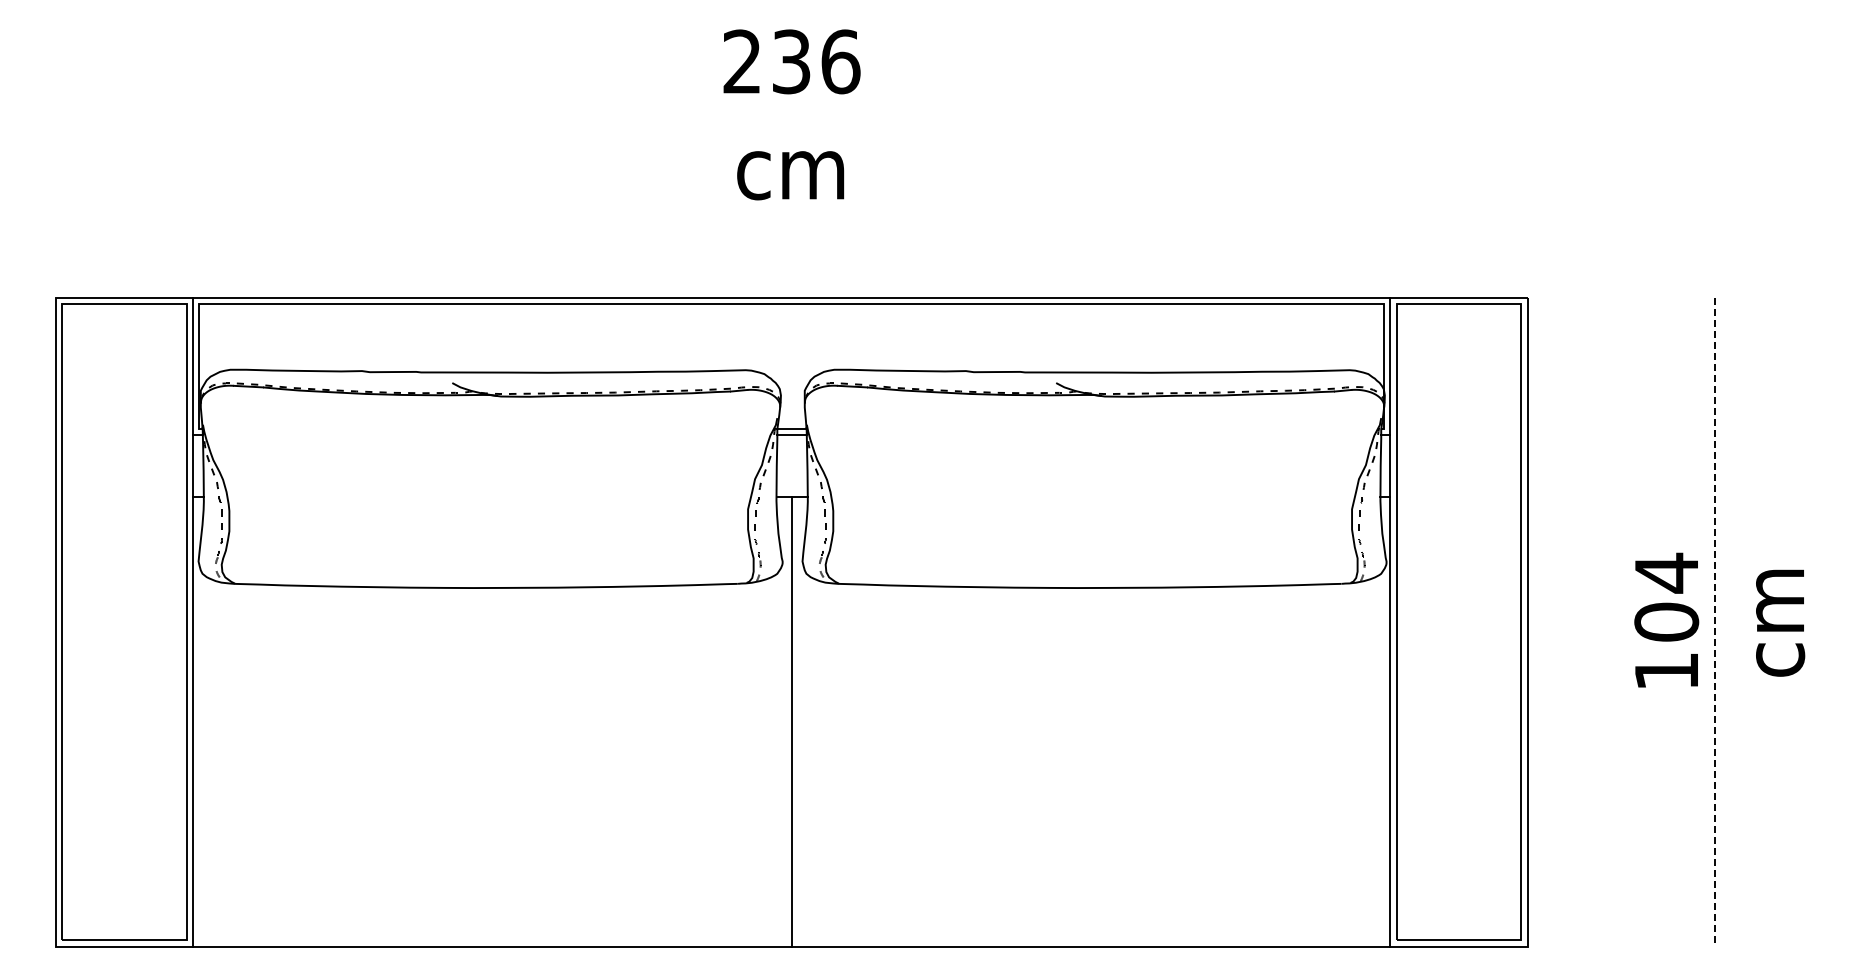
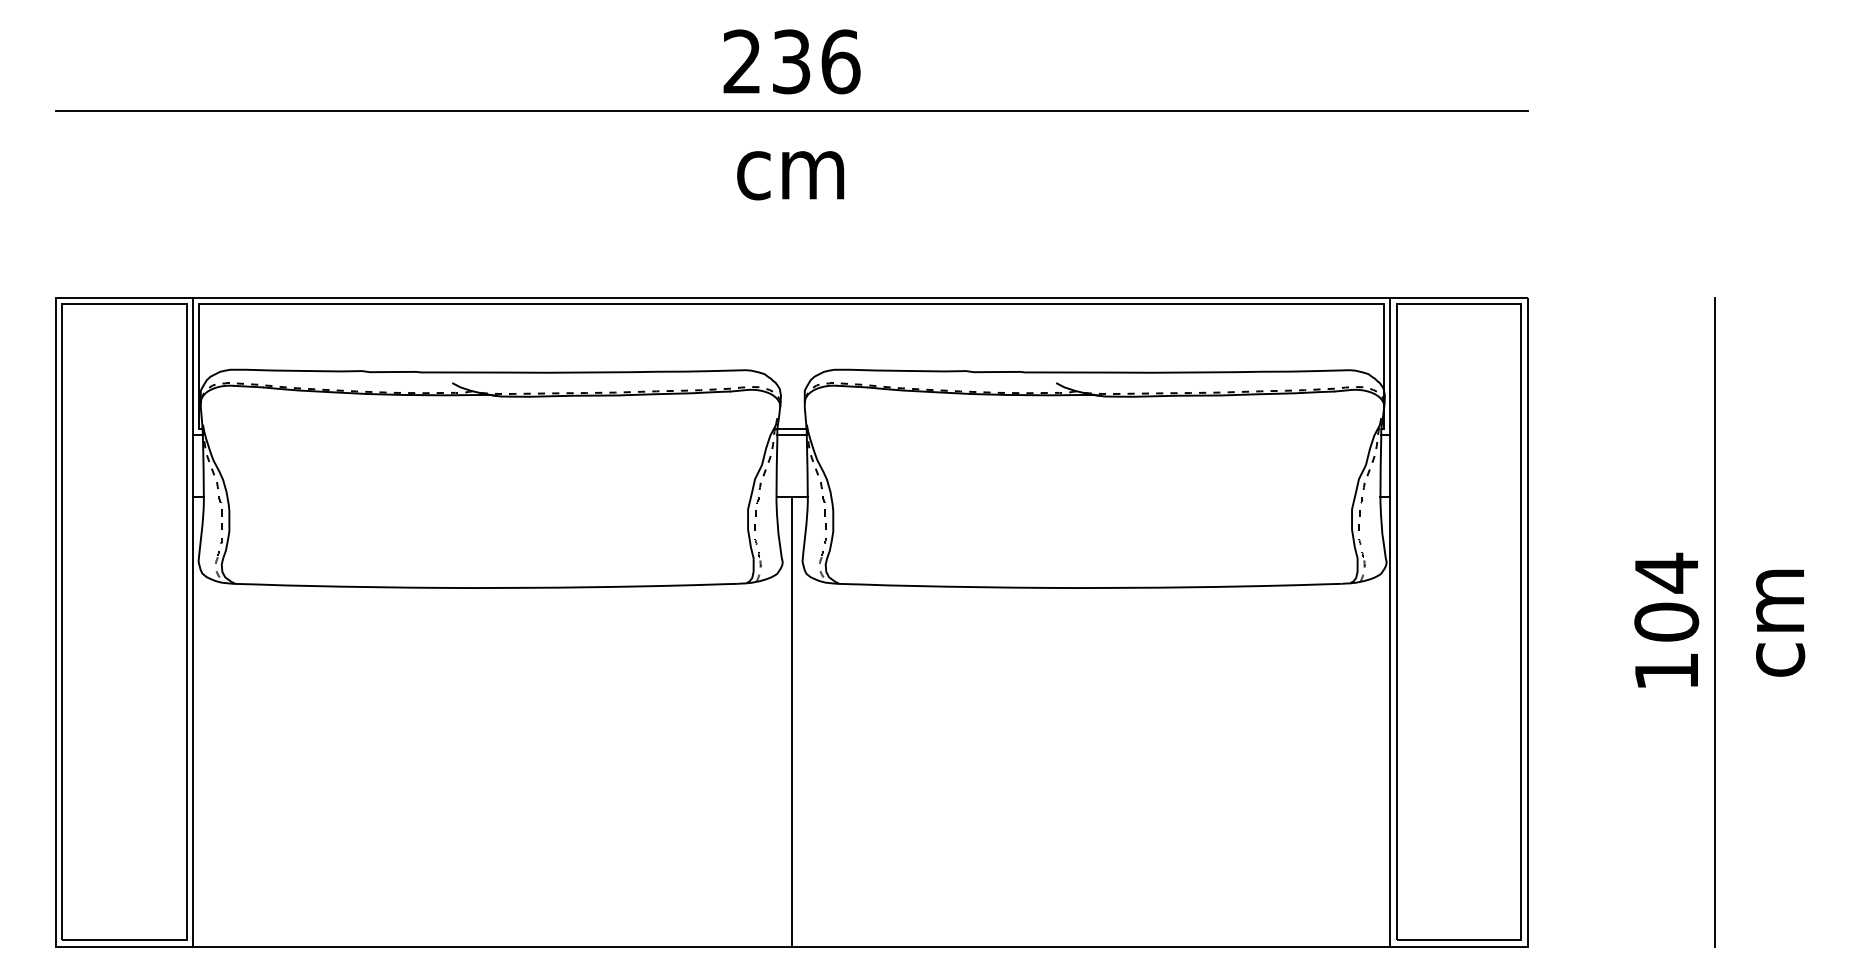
line: none -> present (791, 110)
line: dashed -> solid (1714, 622)
